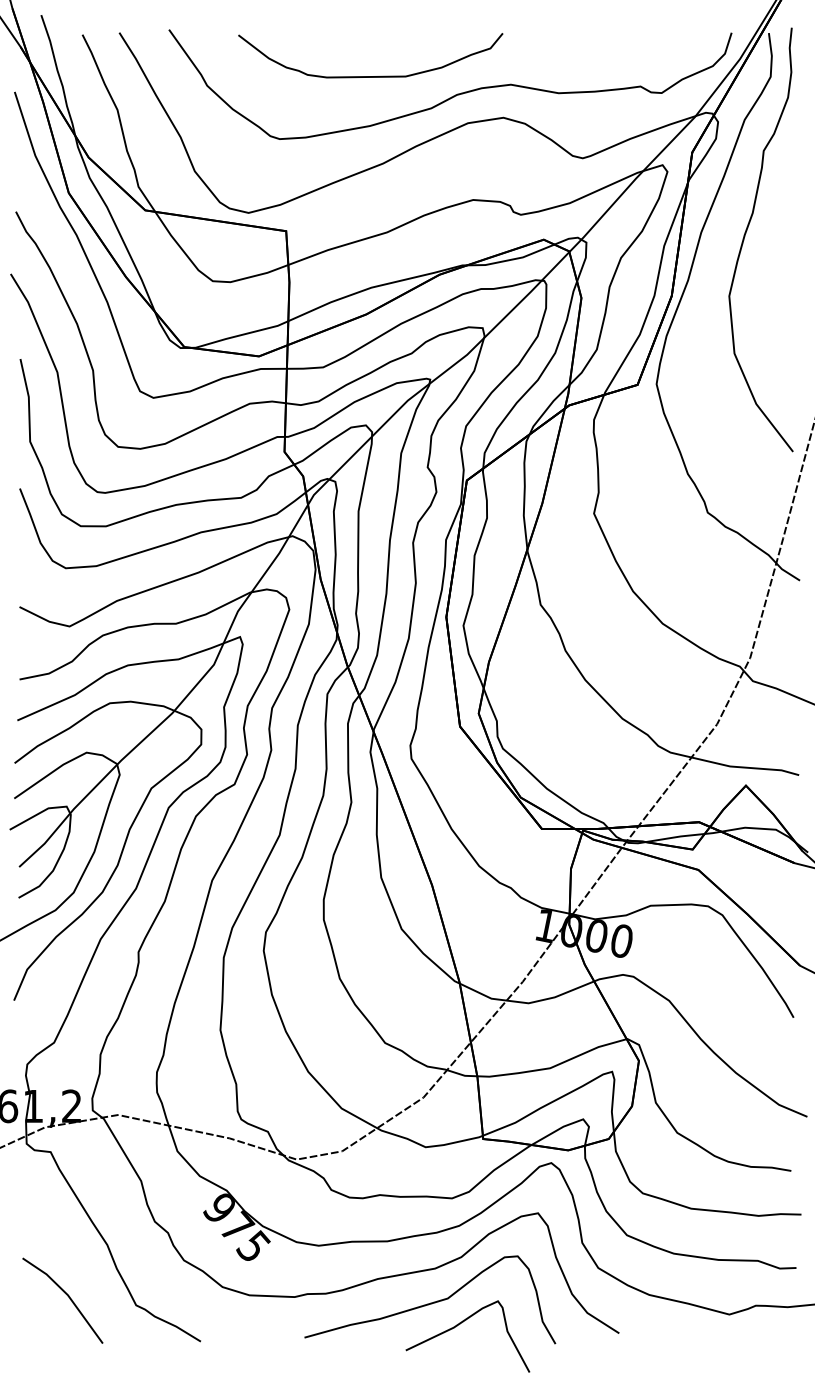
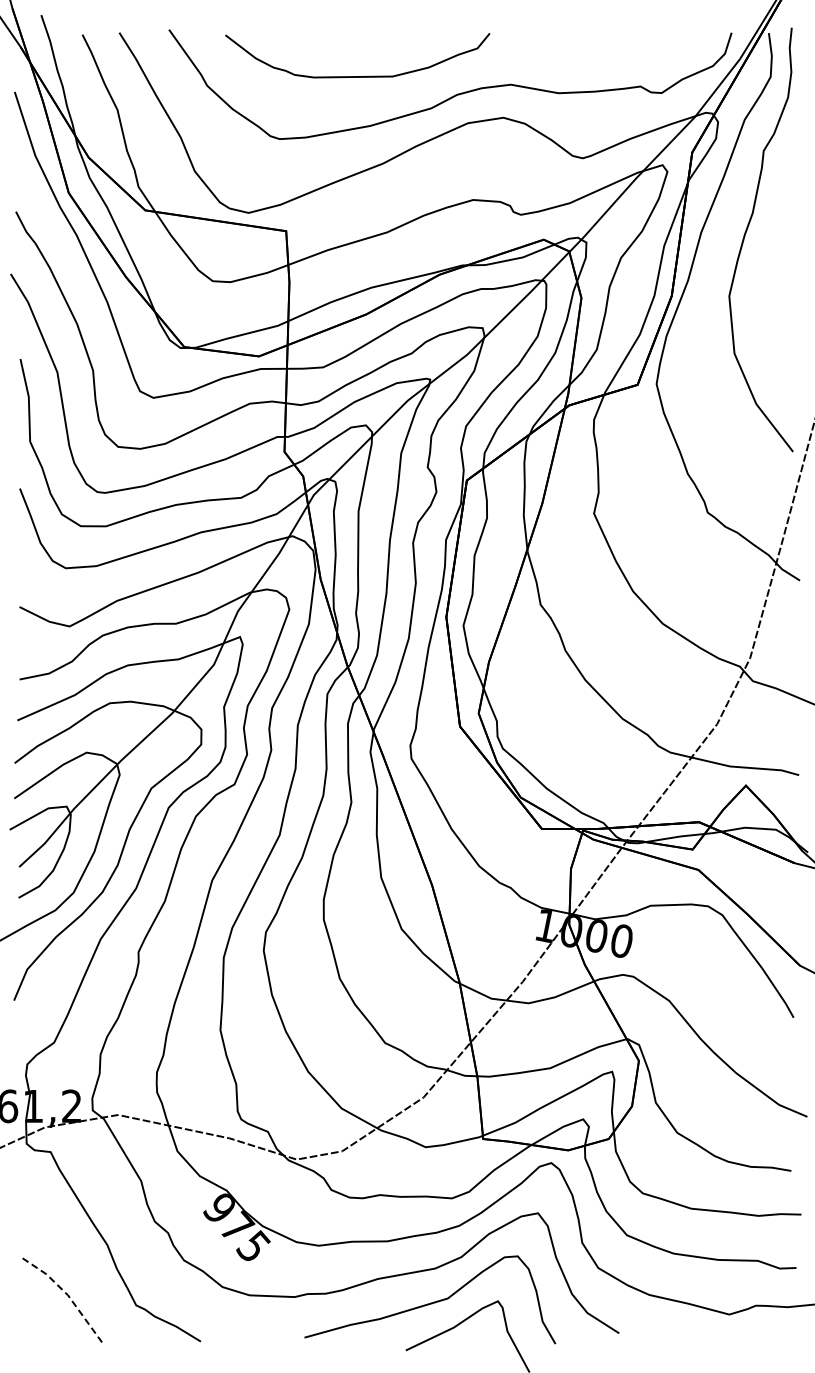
curve position: (370, 76) -> (357, 76) (357, 76)
line: solid -> dashed (67, 1295)
